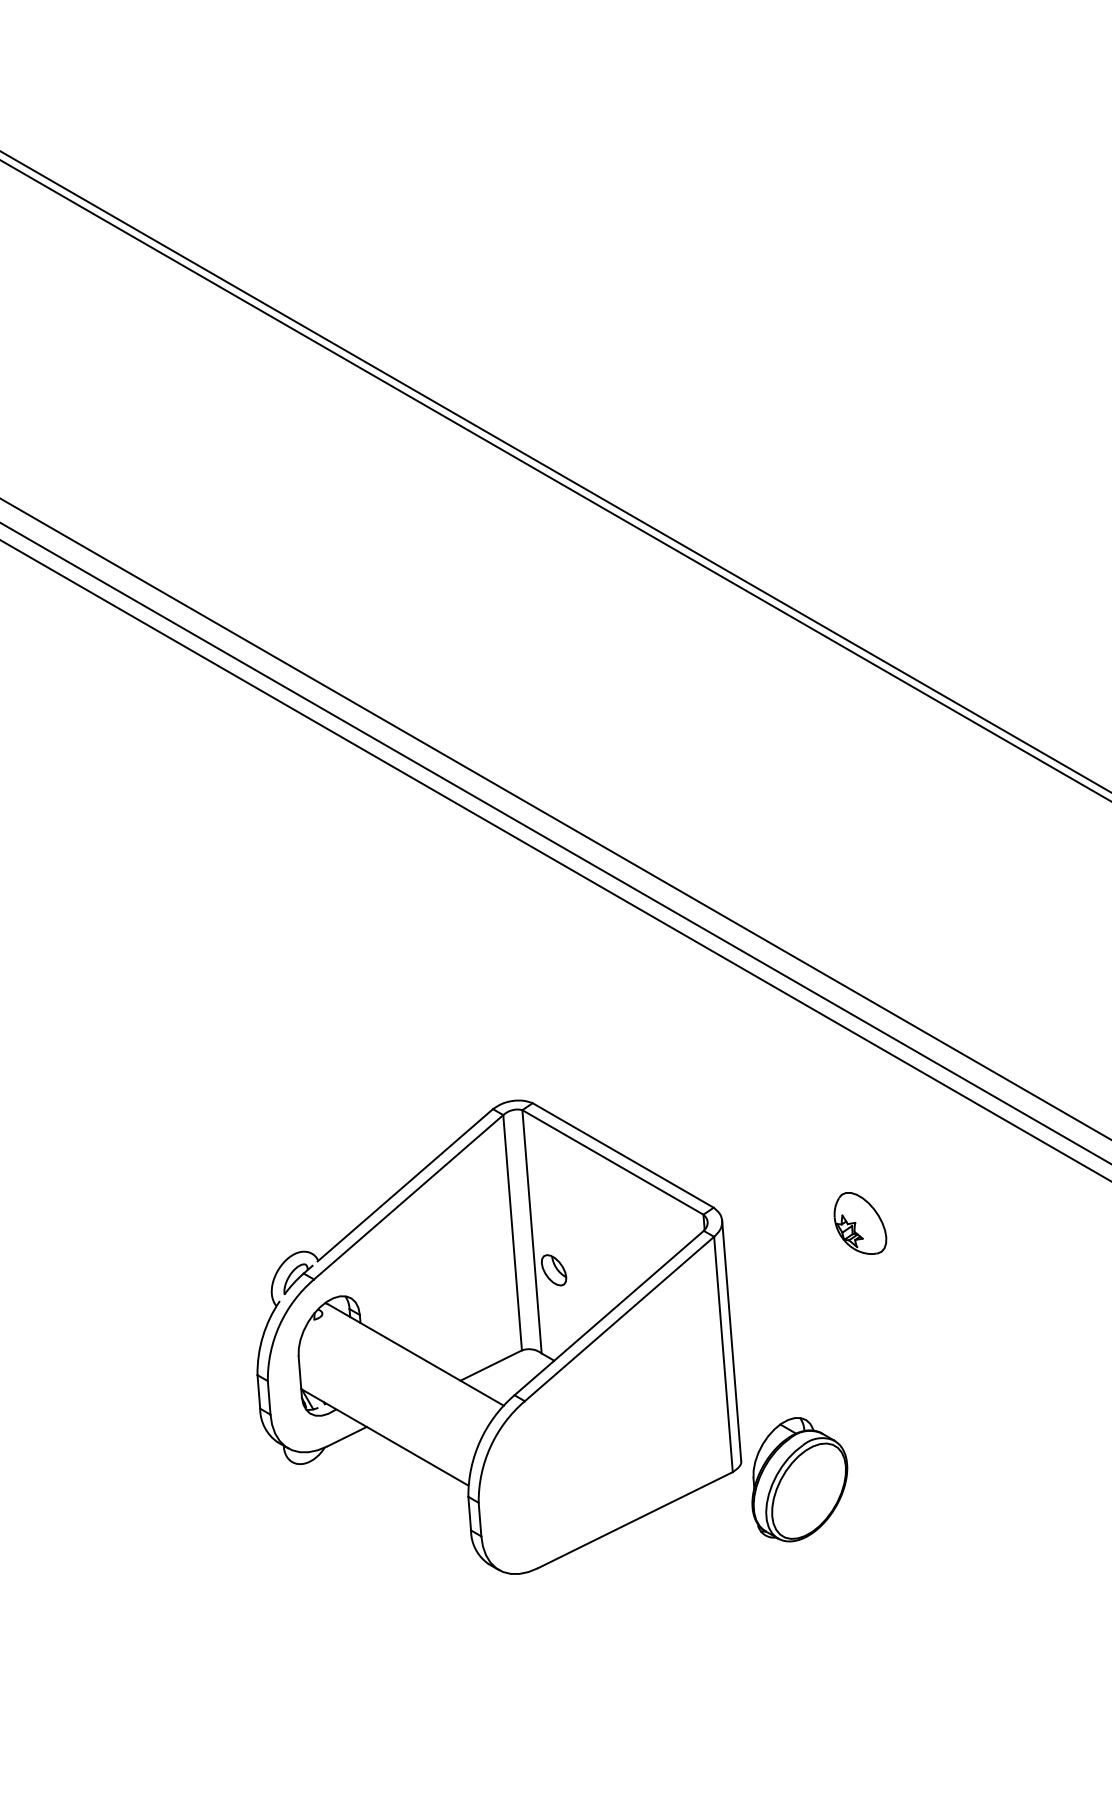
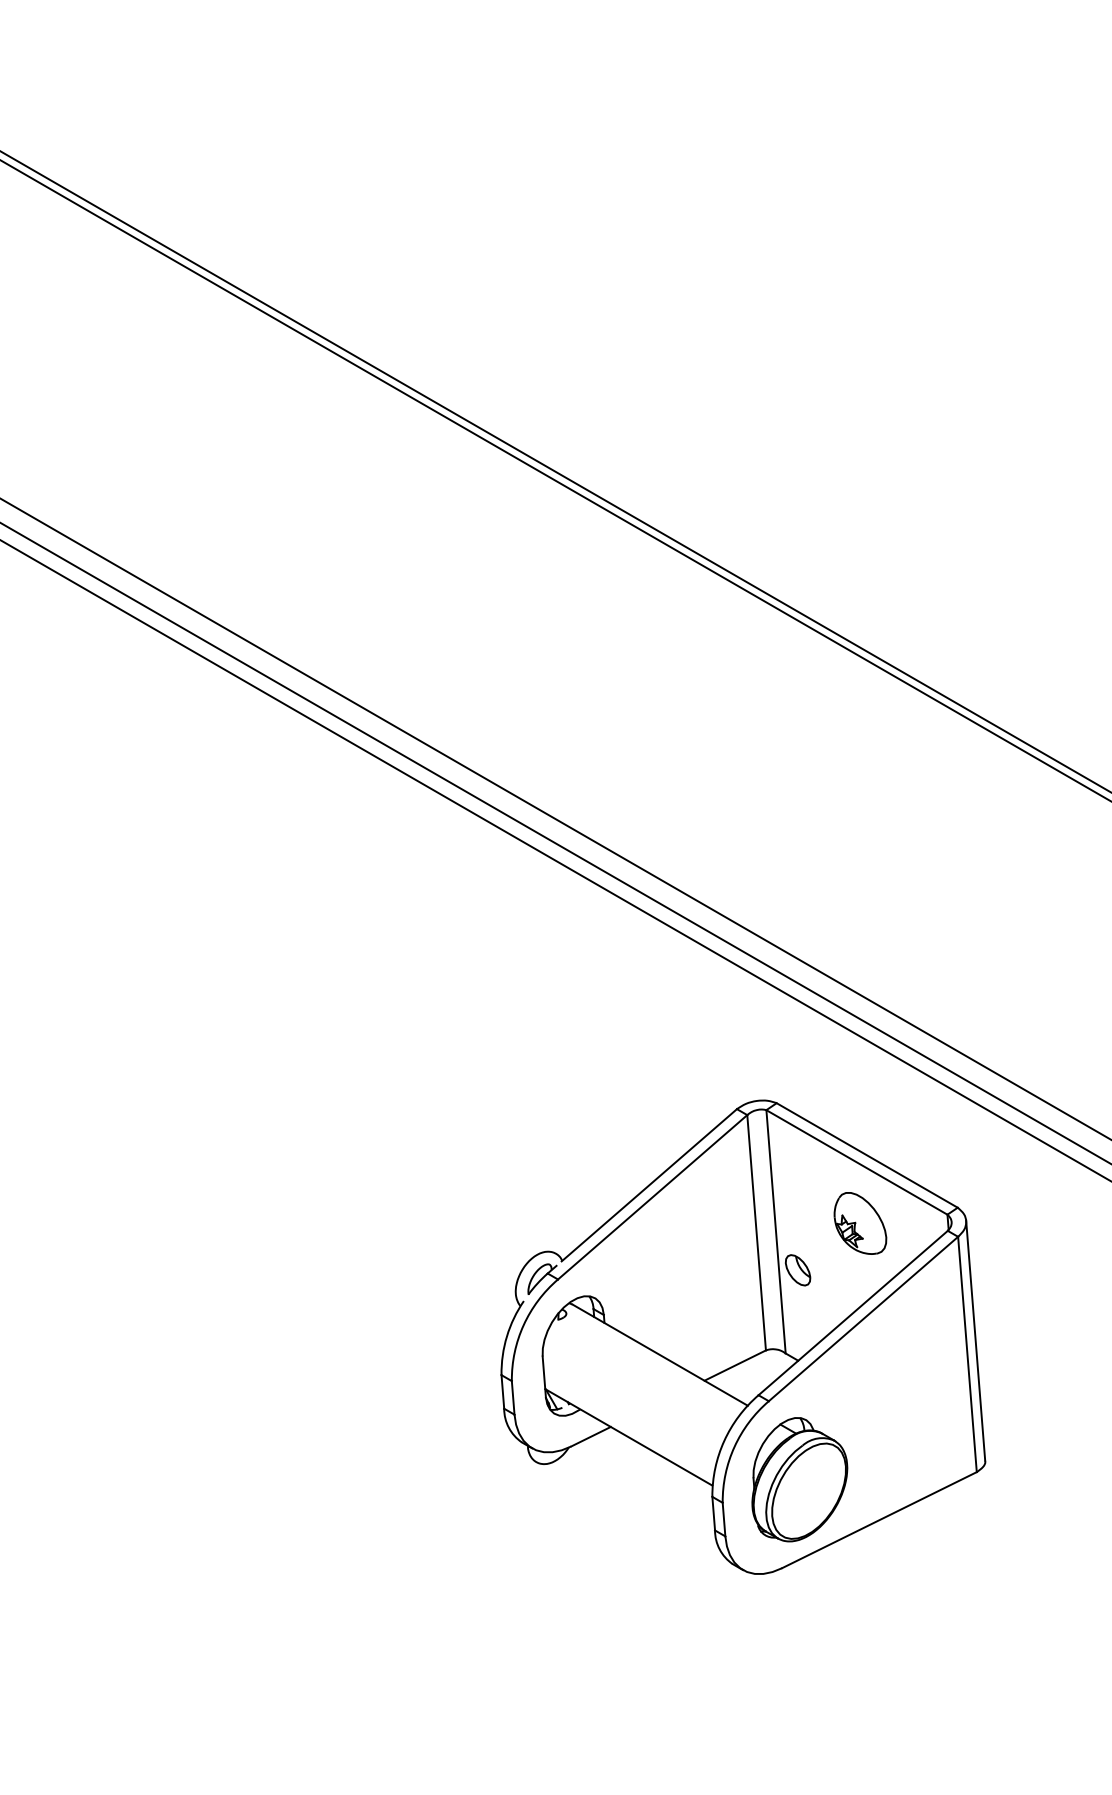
part position: (499, 1336) -> (743, 1336) (743, 1336)
